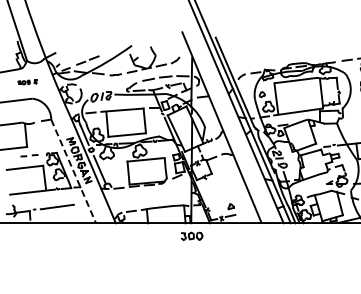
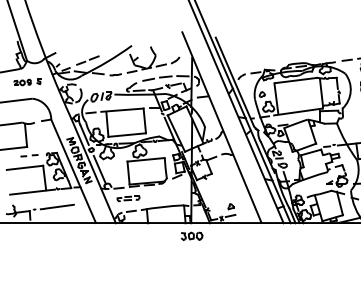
part size: 21x7 px -> 29x9 px (27, 82)
line: dashed -> solid (73, 171)
part: none -> present (128, 198)
